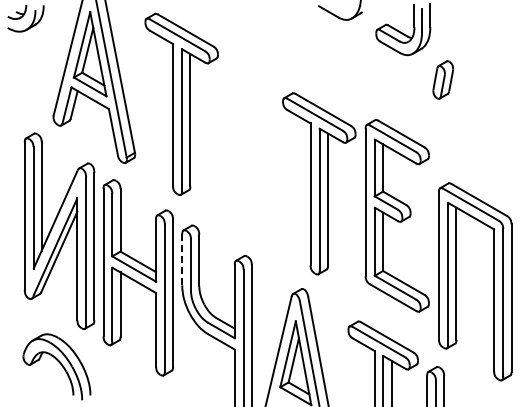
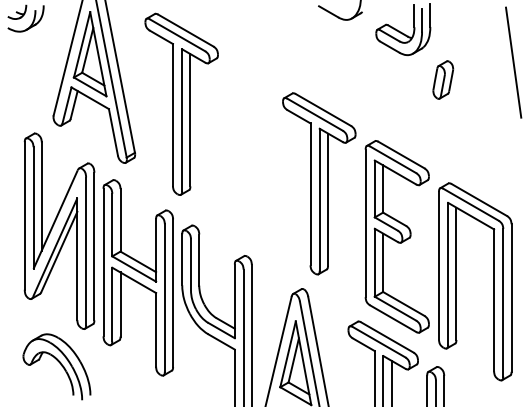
line: none -> present (513, 62)
part position: (396, 215) -> (396, 236) (396, 236)
line: dashed -> solid (182, 259)
